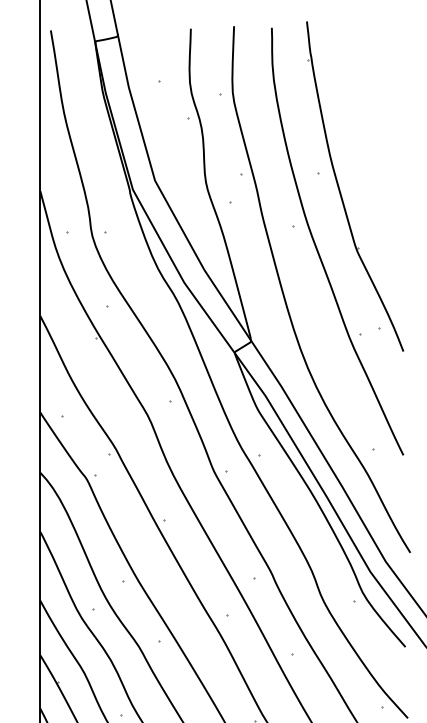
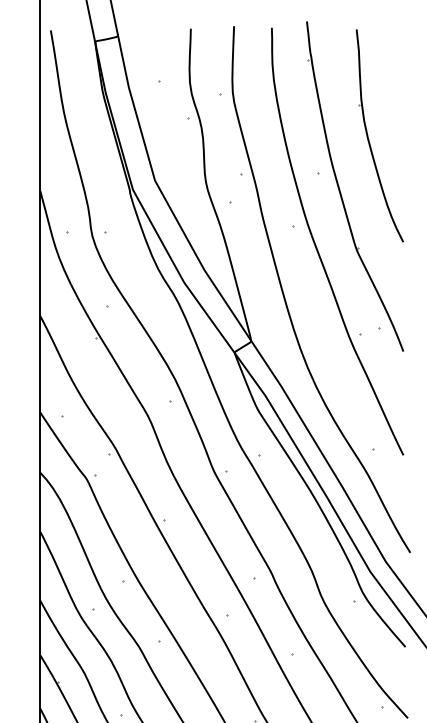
part: none -> present (369, 139)
